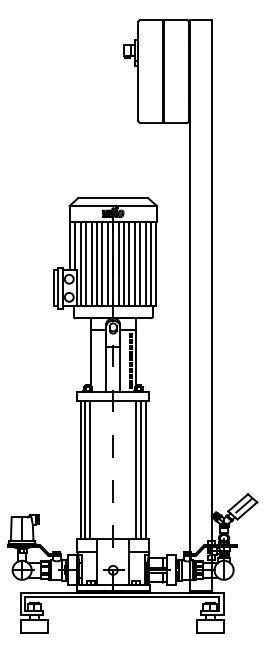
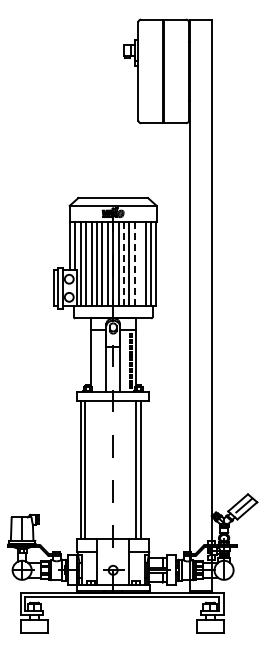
line: solid -> dashed (124, 263)
line: solid -> dashed (134, 263)
line: present -> none (140, 264)
line: present -> none (89, 469)
line: present -> none (145, 469)
